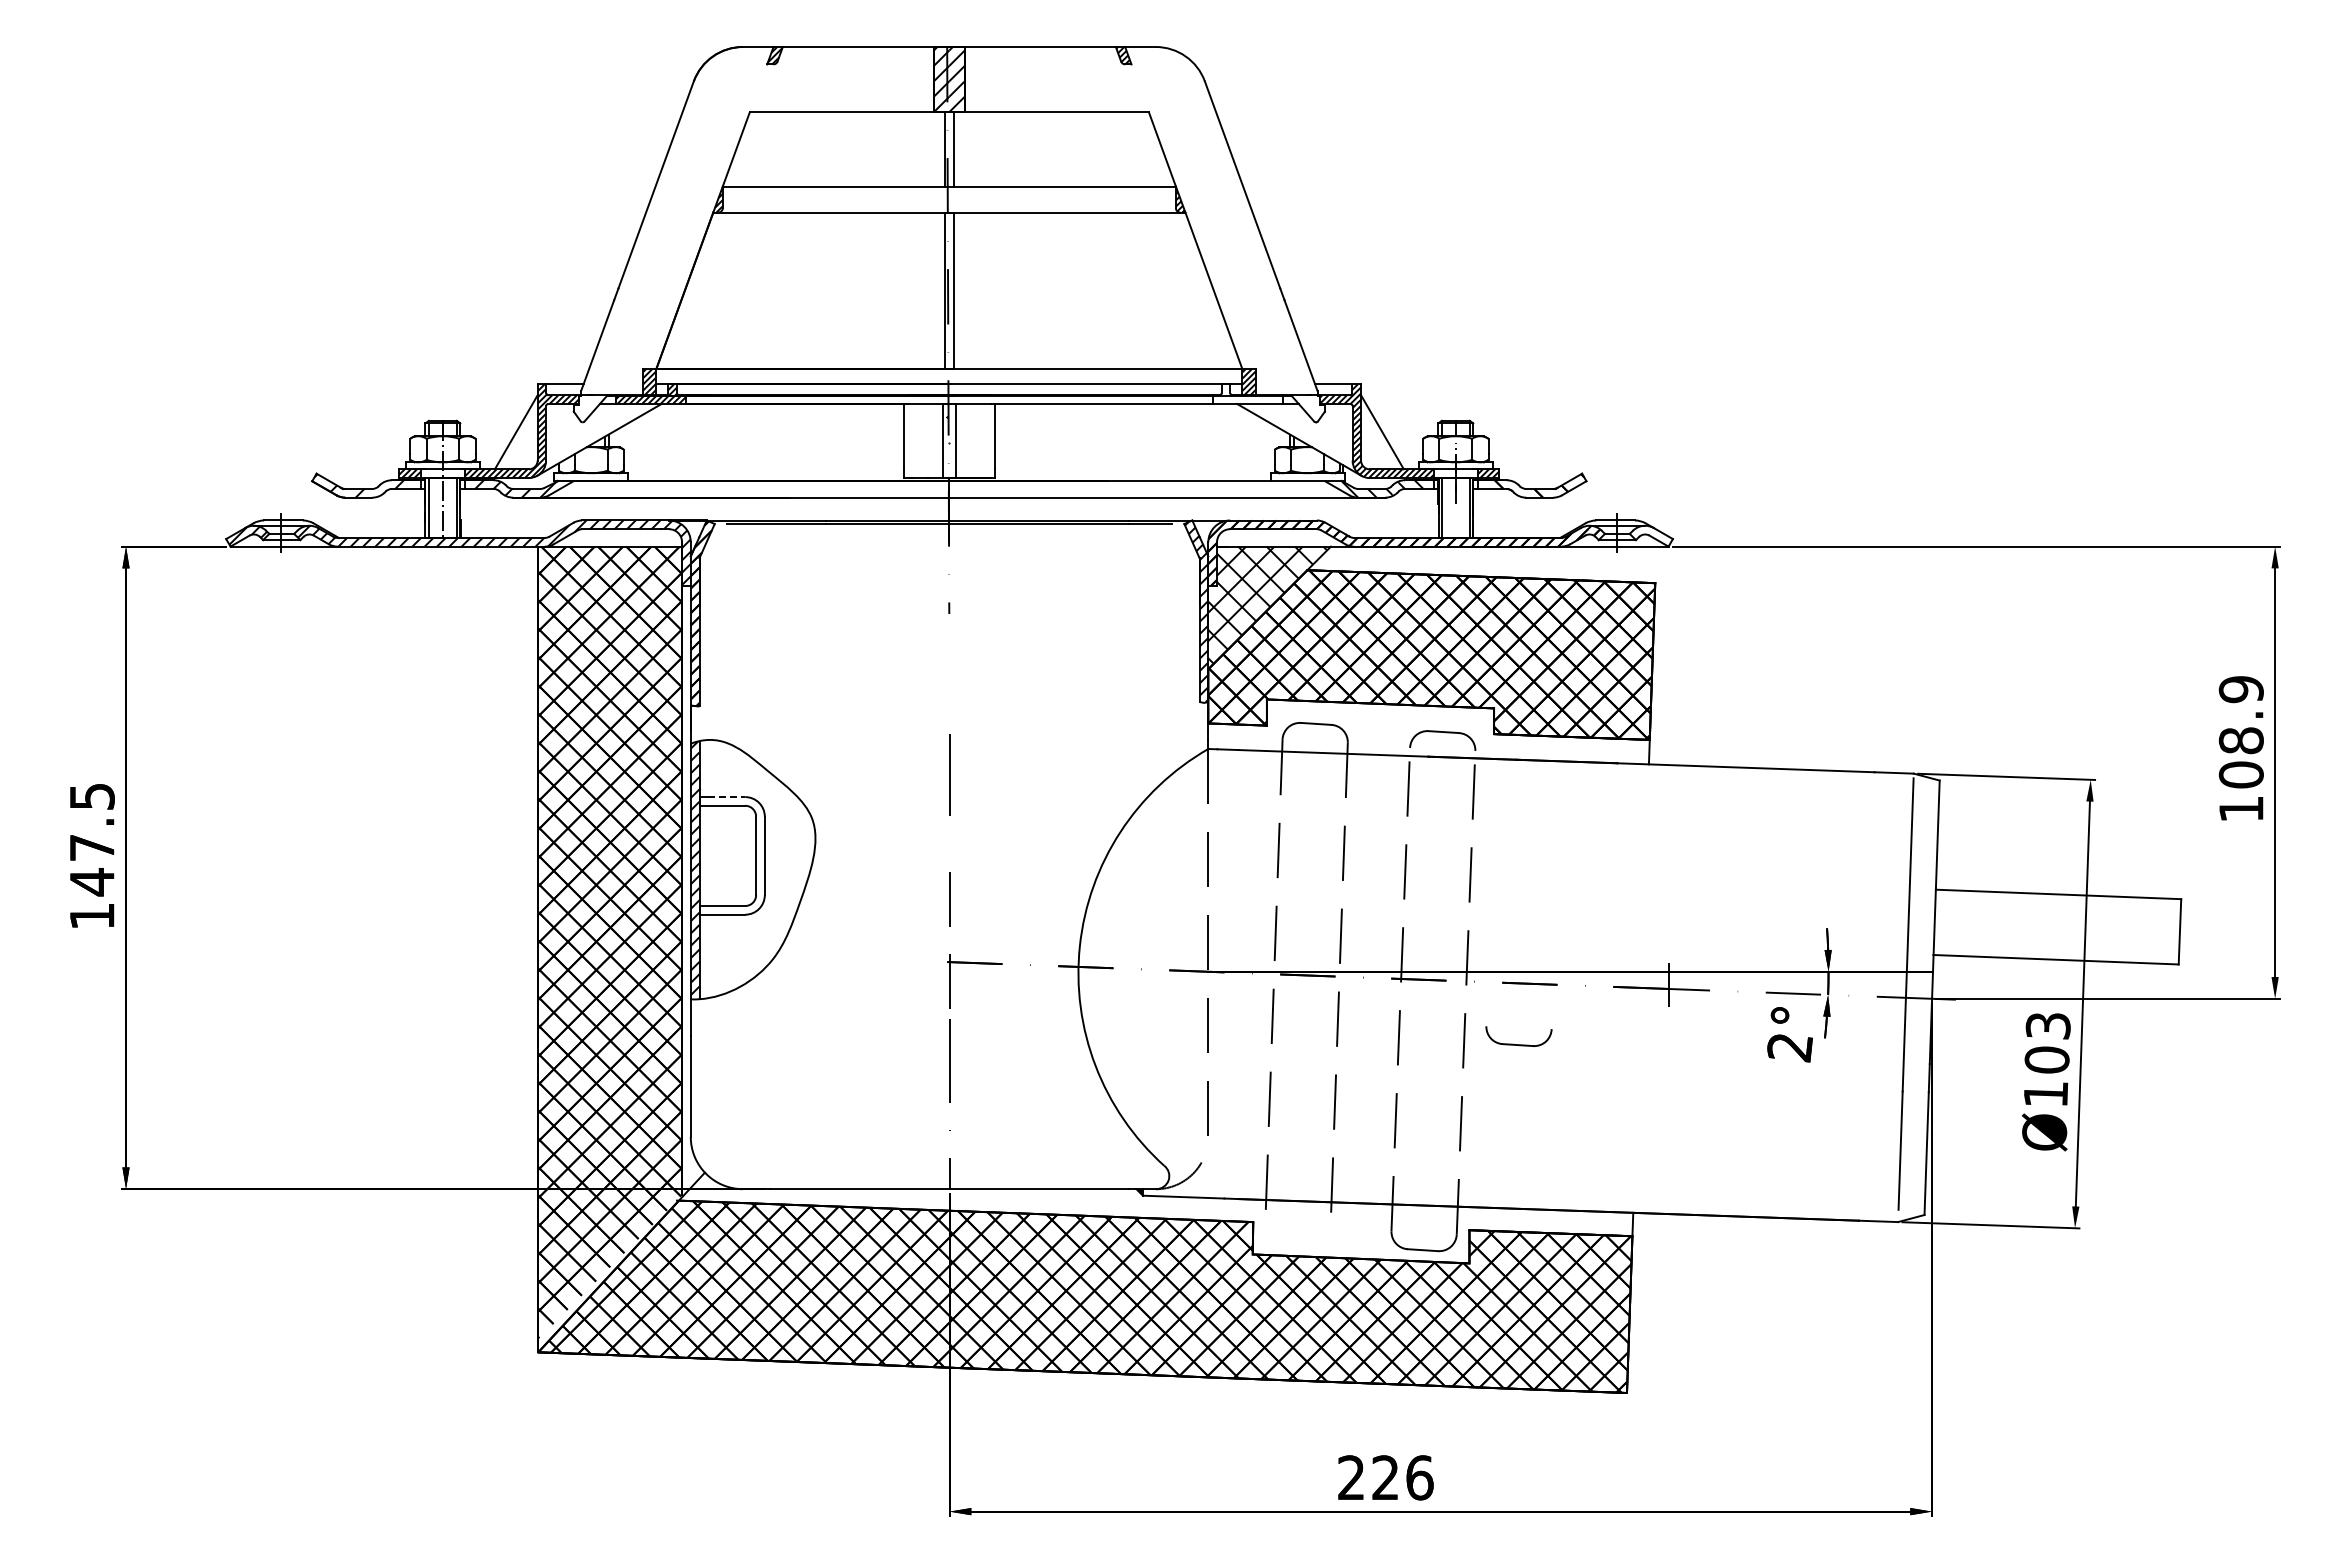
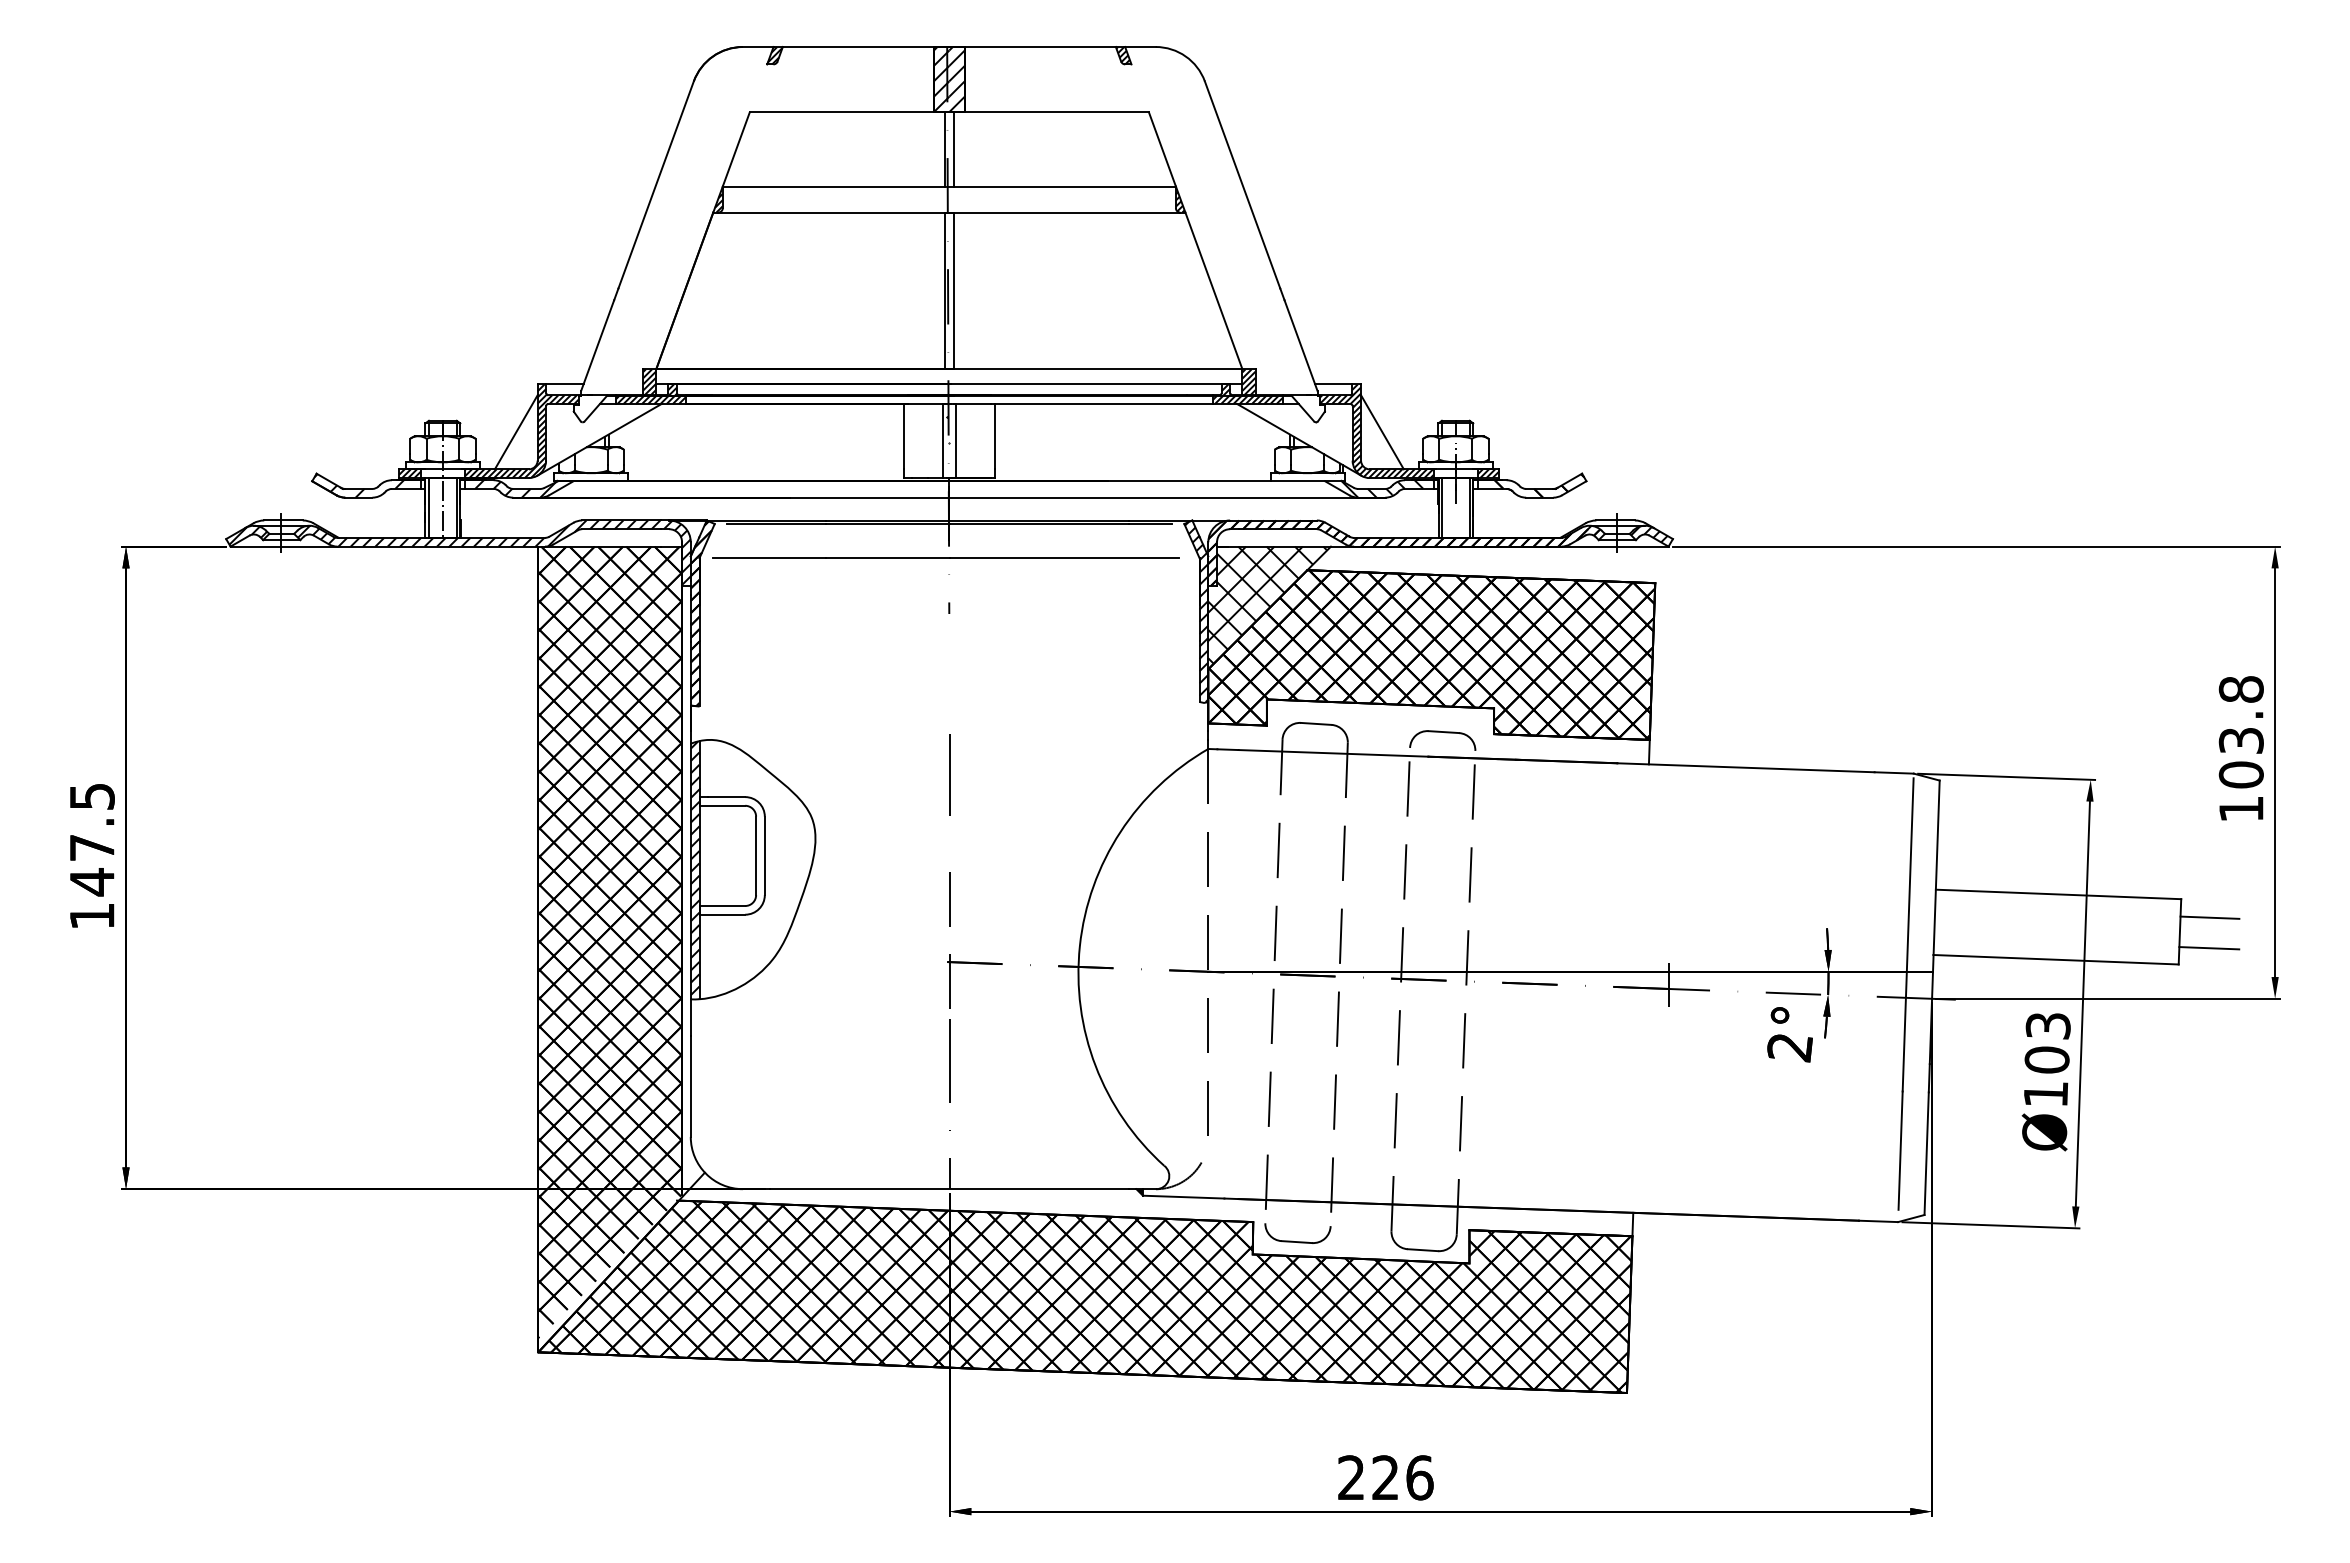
hatch: none -> present (1247, 394)
hatch: none -> present (1649, 534)
line: none -> present (945, 557)
text: 108.9 -> 103.8 (2240, 715)
line: dashed -> solid (726, 797)
line: none -> present (2209, 917)
line: none -> present (2209, 948)
part position: (1518, 1044) -> (1297, 1241) (1297, 1241)
